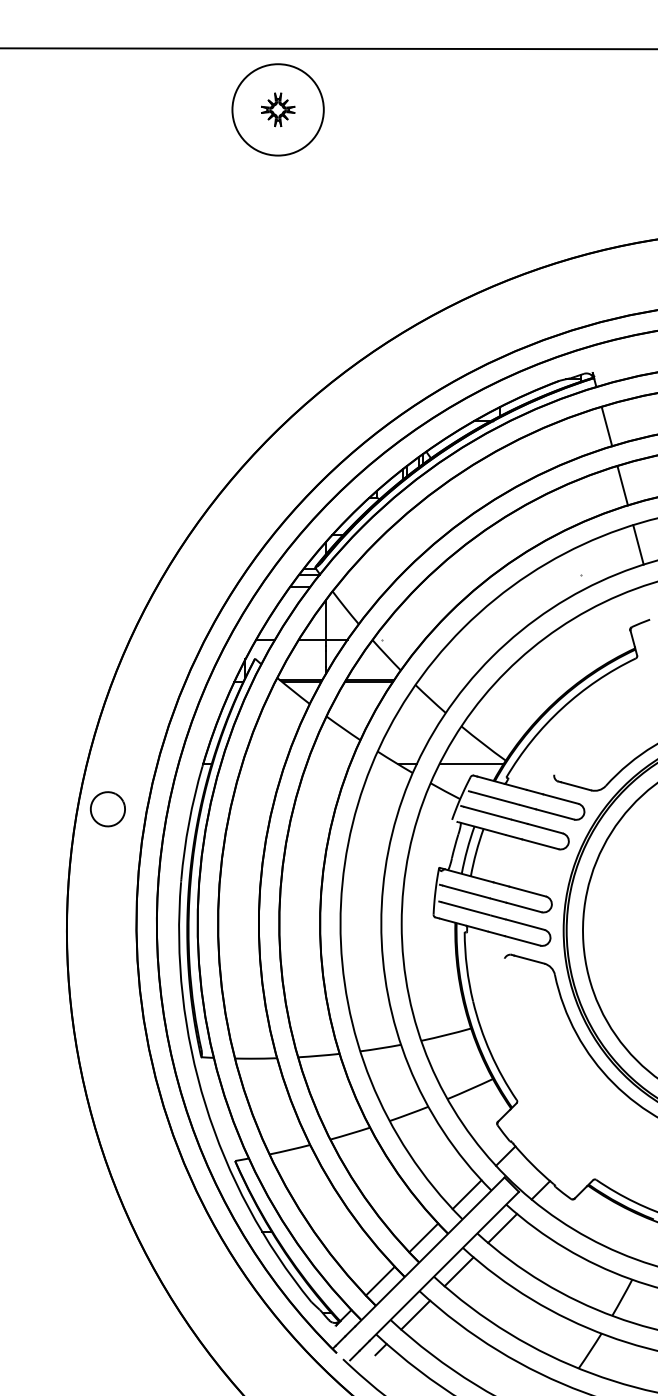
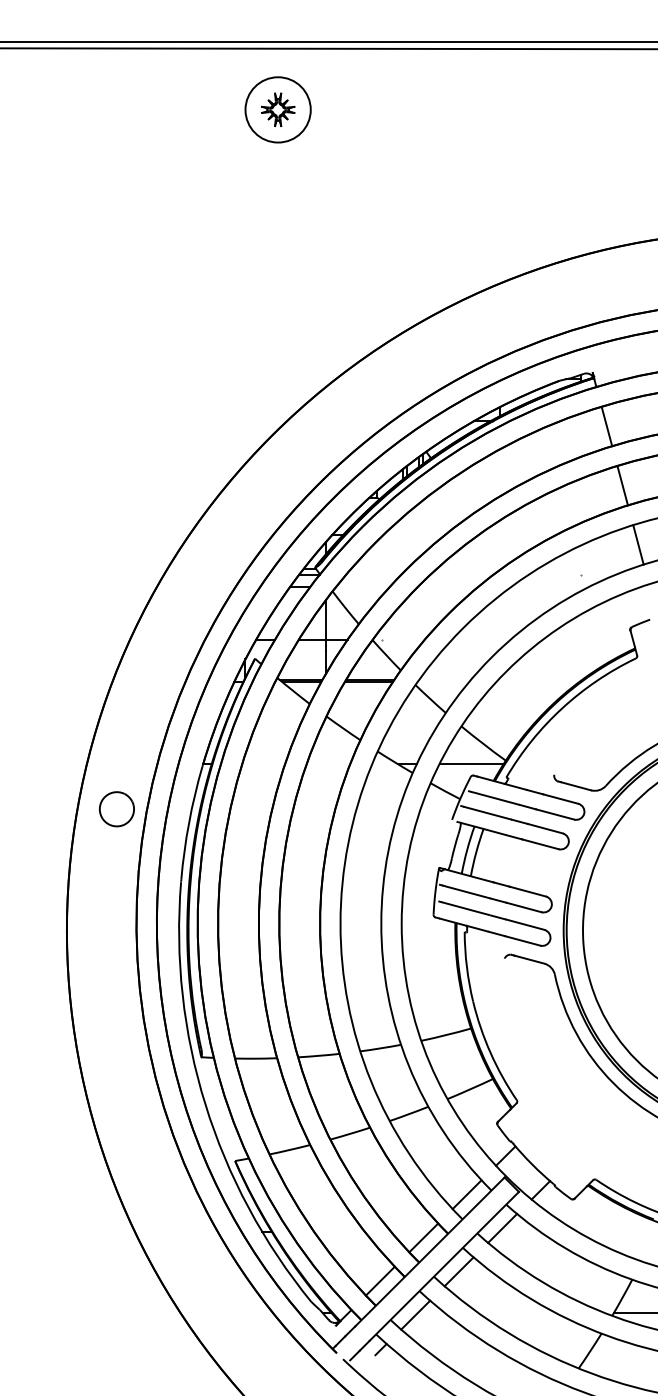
line: none -> present (328, 41)
circle diameter: 91 px -> 65 px (277, 109)
part position: (107, 809) -> (116, 809) (116, 809)
line: none -> present (633, 1313)
